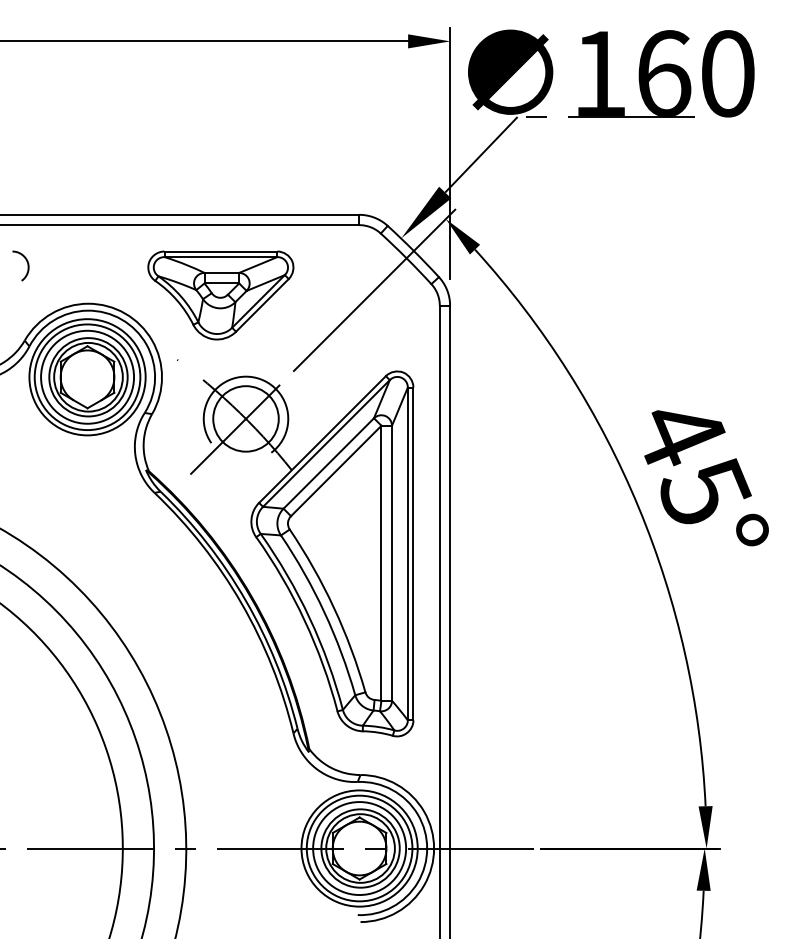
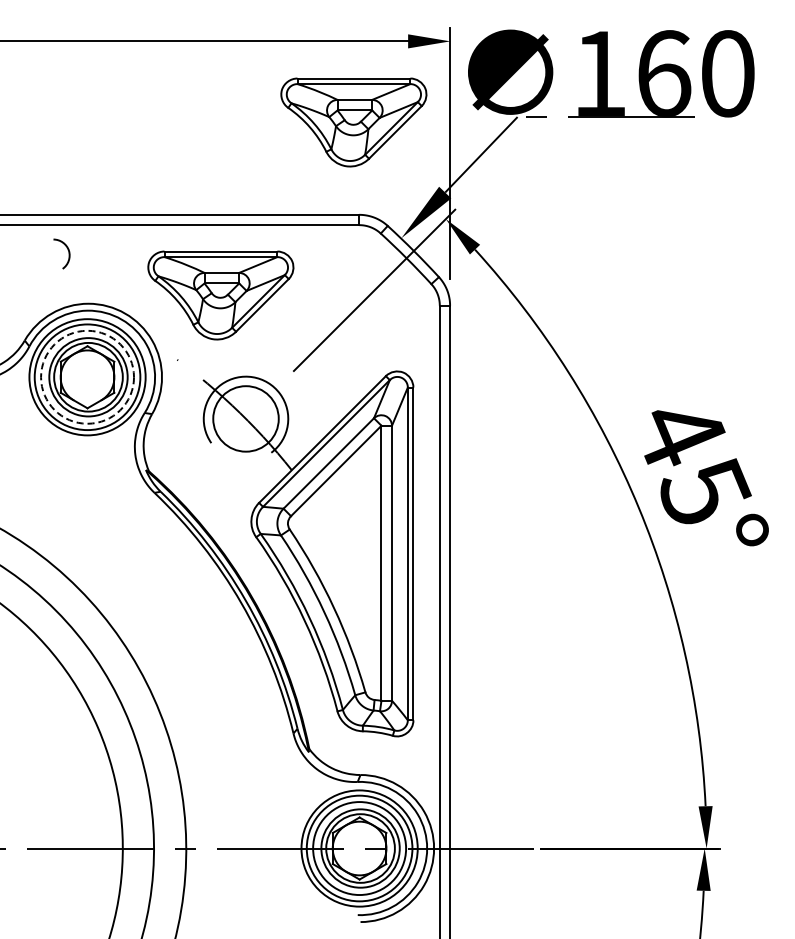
part: none -> present (353, 122)
curve position: (26, 262) -> (67, 250) (67, 250)
circle: solid -> dashed (87, 376)
line: present -> none (239, 424)
